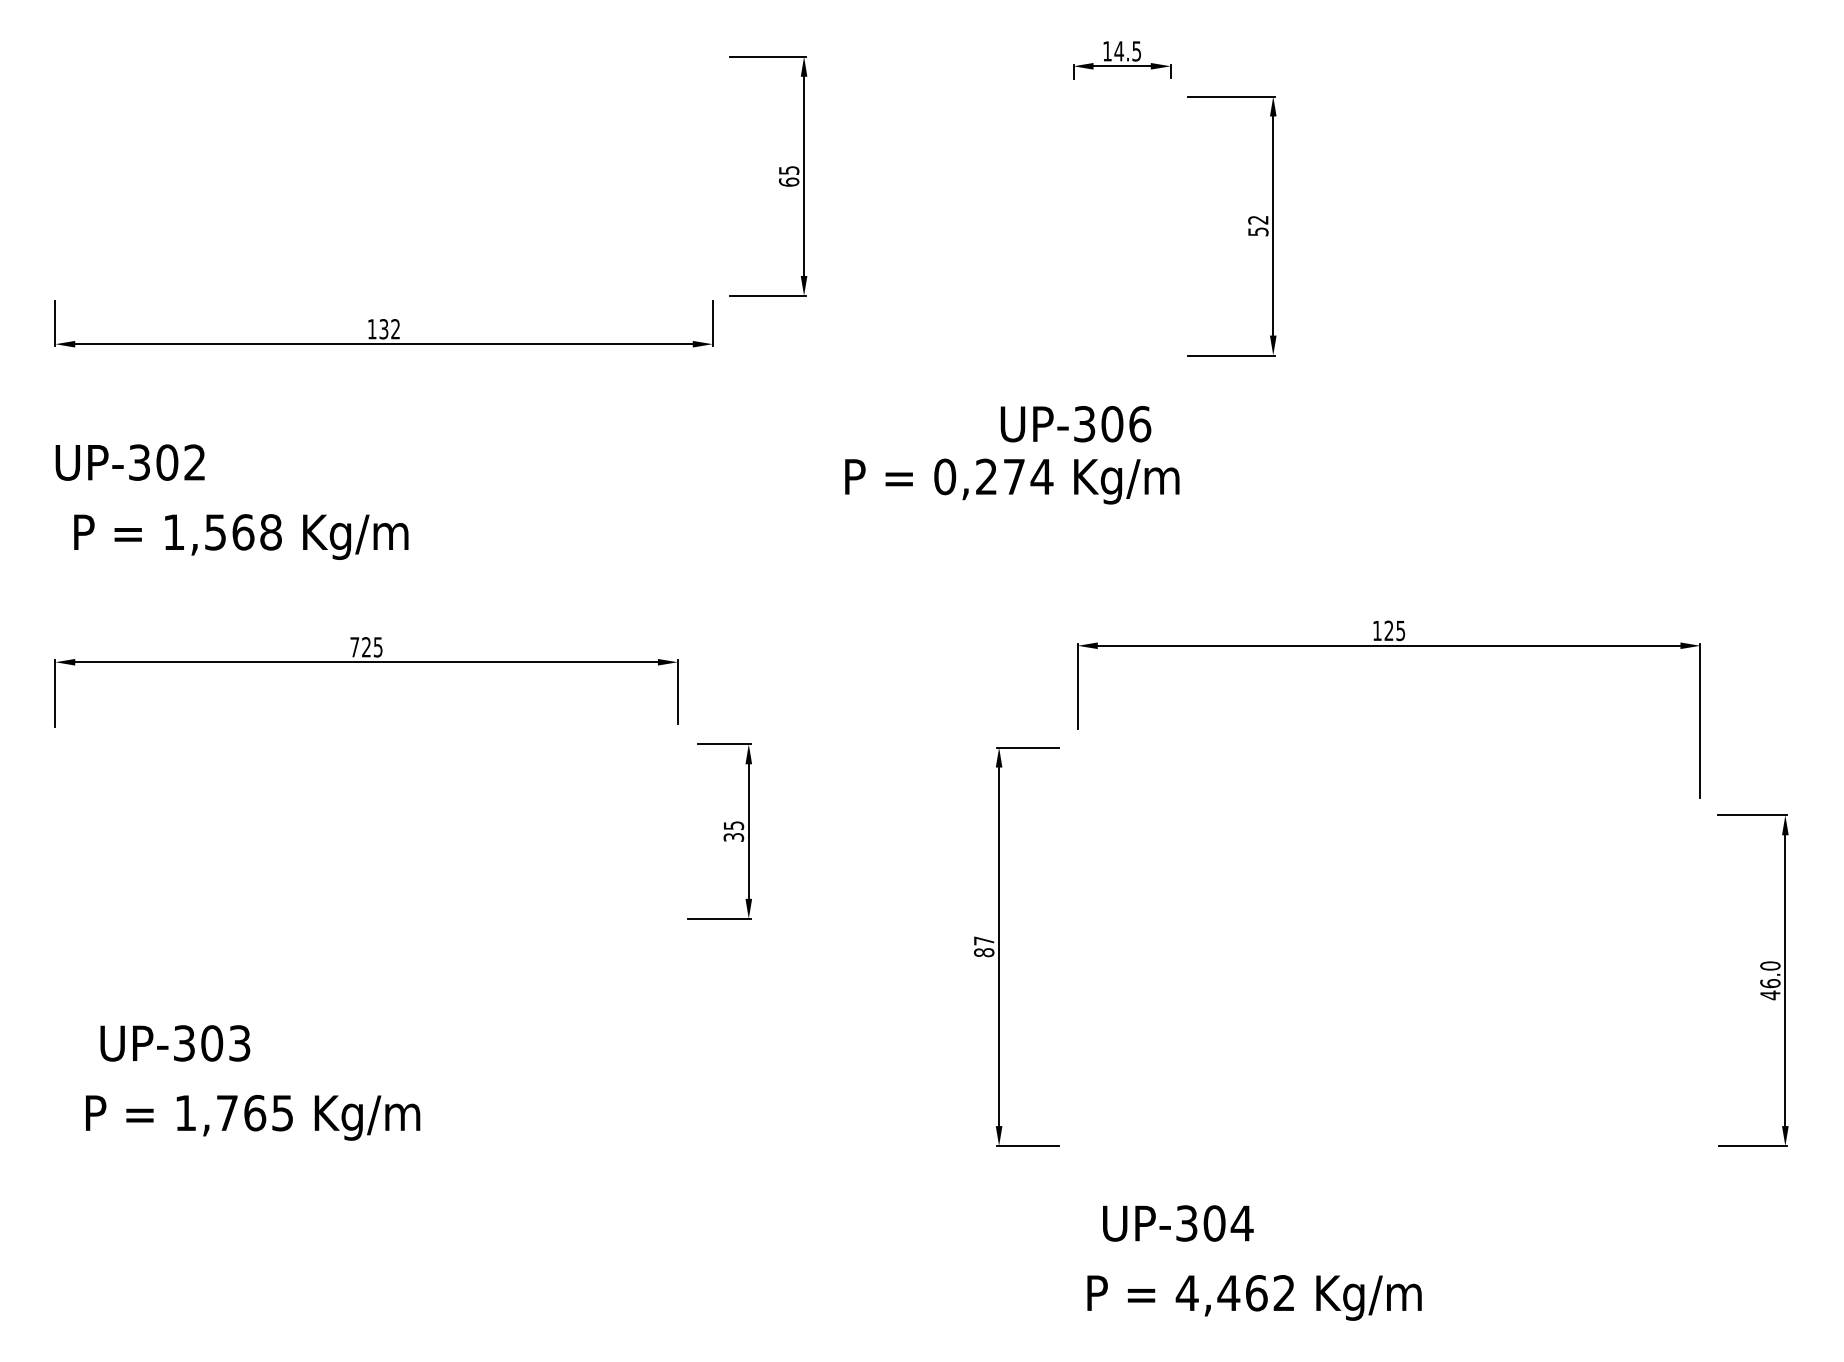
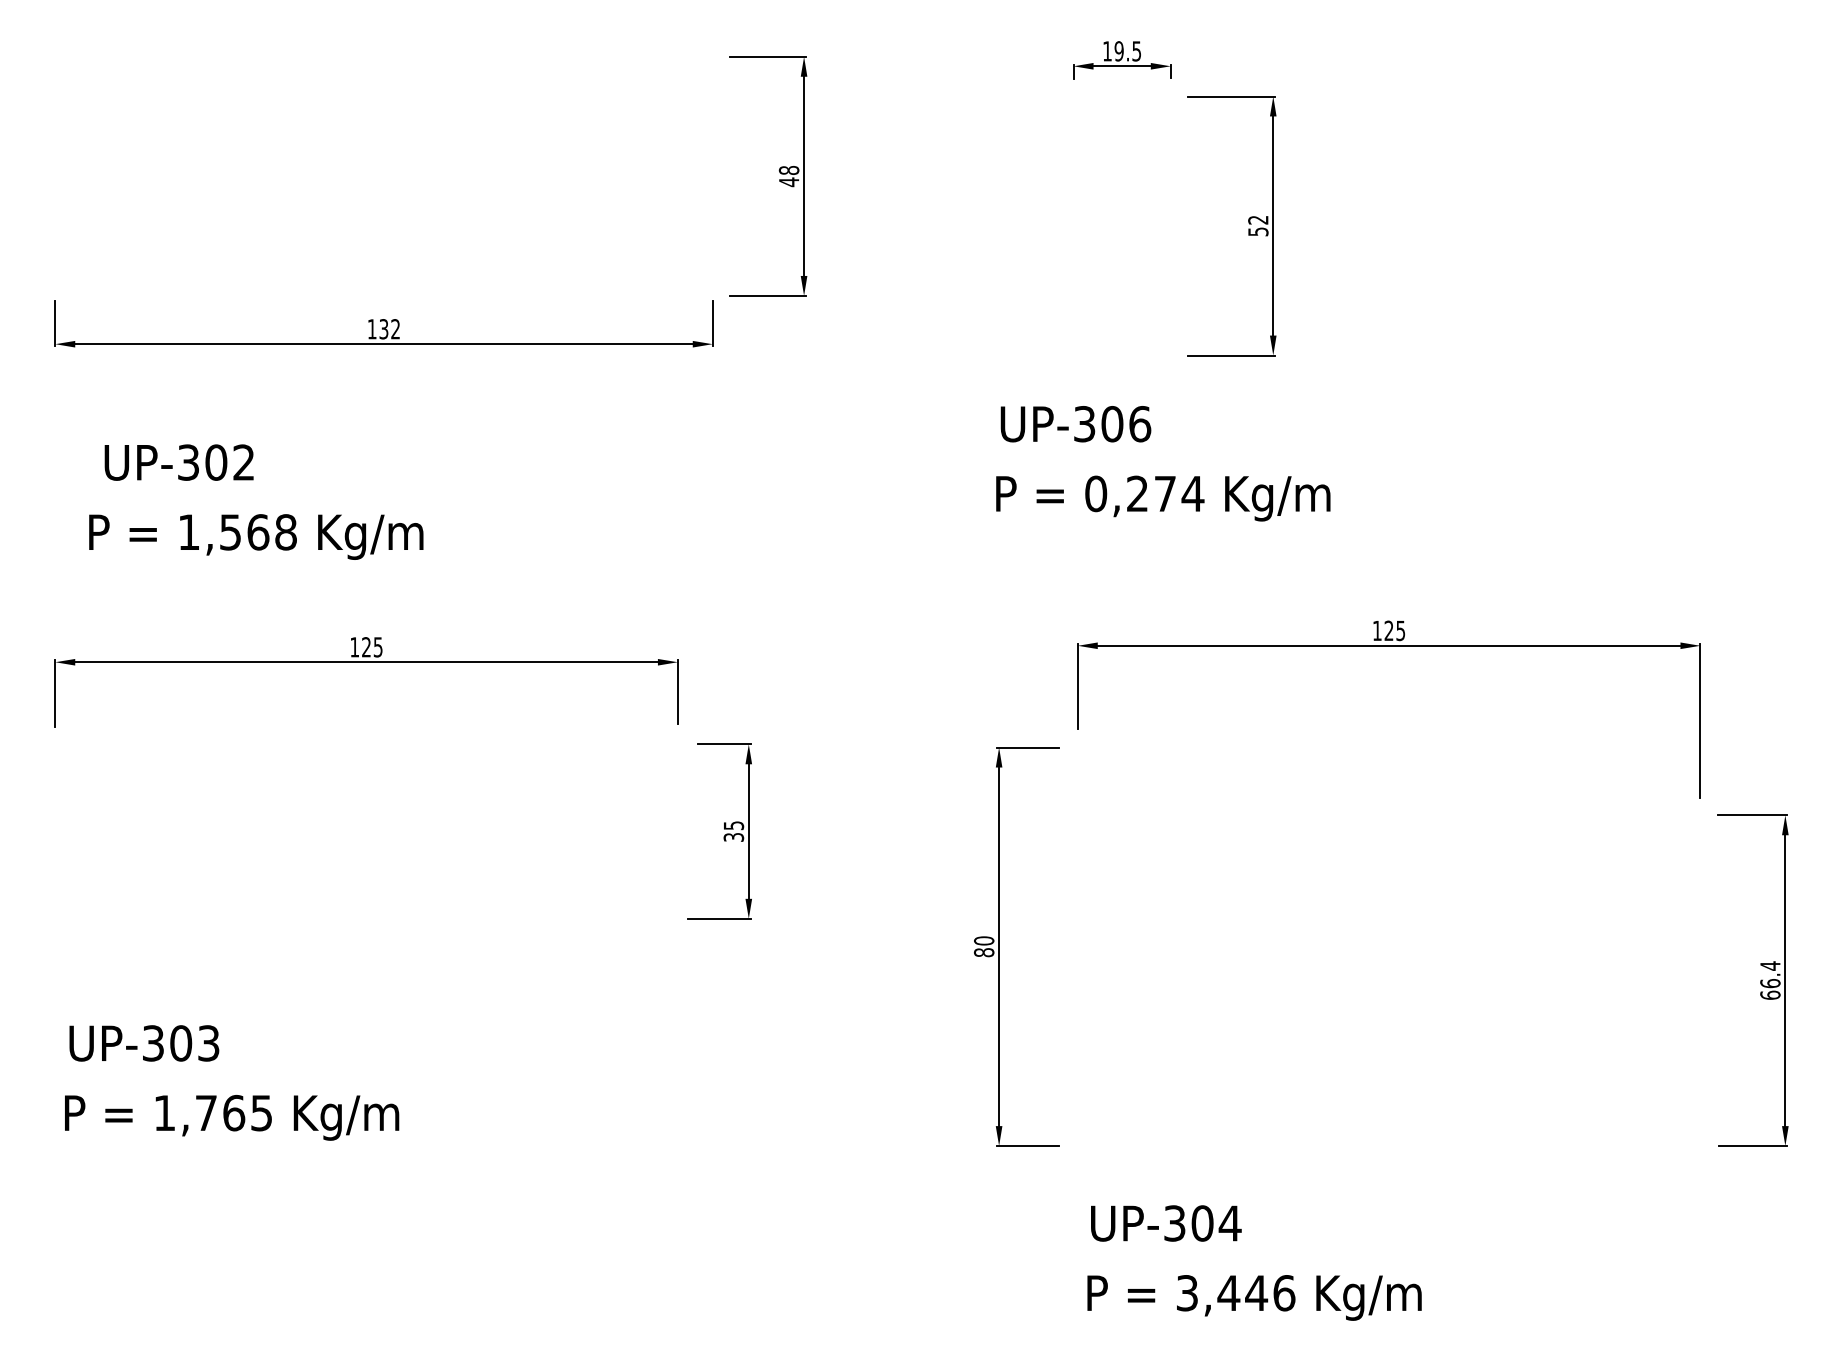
text: 14.5 -> 19.5 (1119, 51)
text: 65 -> 48 (788, 176)
text position: (129, 462) -> (178, 462) (178, 462)
text position: (1012, 481) -> (1163, 498) (1163, 498)
text position: (241, 536) -> (256, 536) (256, 536)
text: 725 -> 125 (354, 647)
text: 87 -> 80 (984, 940)
text: 46.0 -> 66.4 (1770, 980)
text position: (175, 1043) -> (144, 1043) (144, 1043)
text position: (253, 1117) -> (232, 1117) (232, 1117)
text position: (1178, 1223) -> (1166, 1223) (1166, 1223)
text: 4,462 -> 3,446 (1235, 1293)
